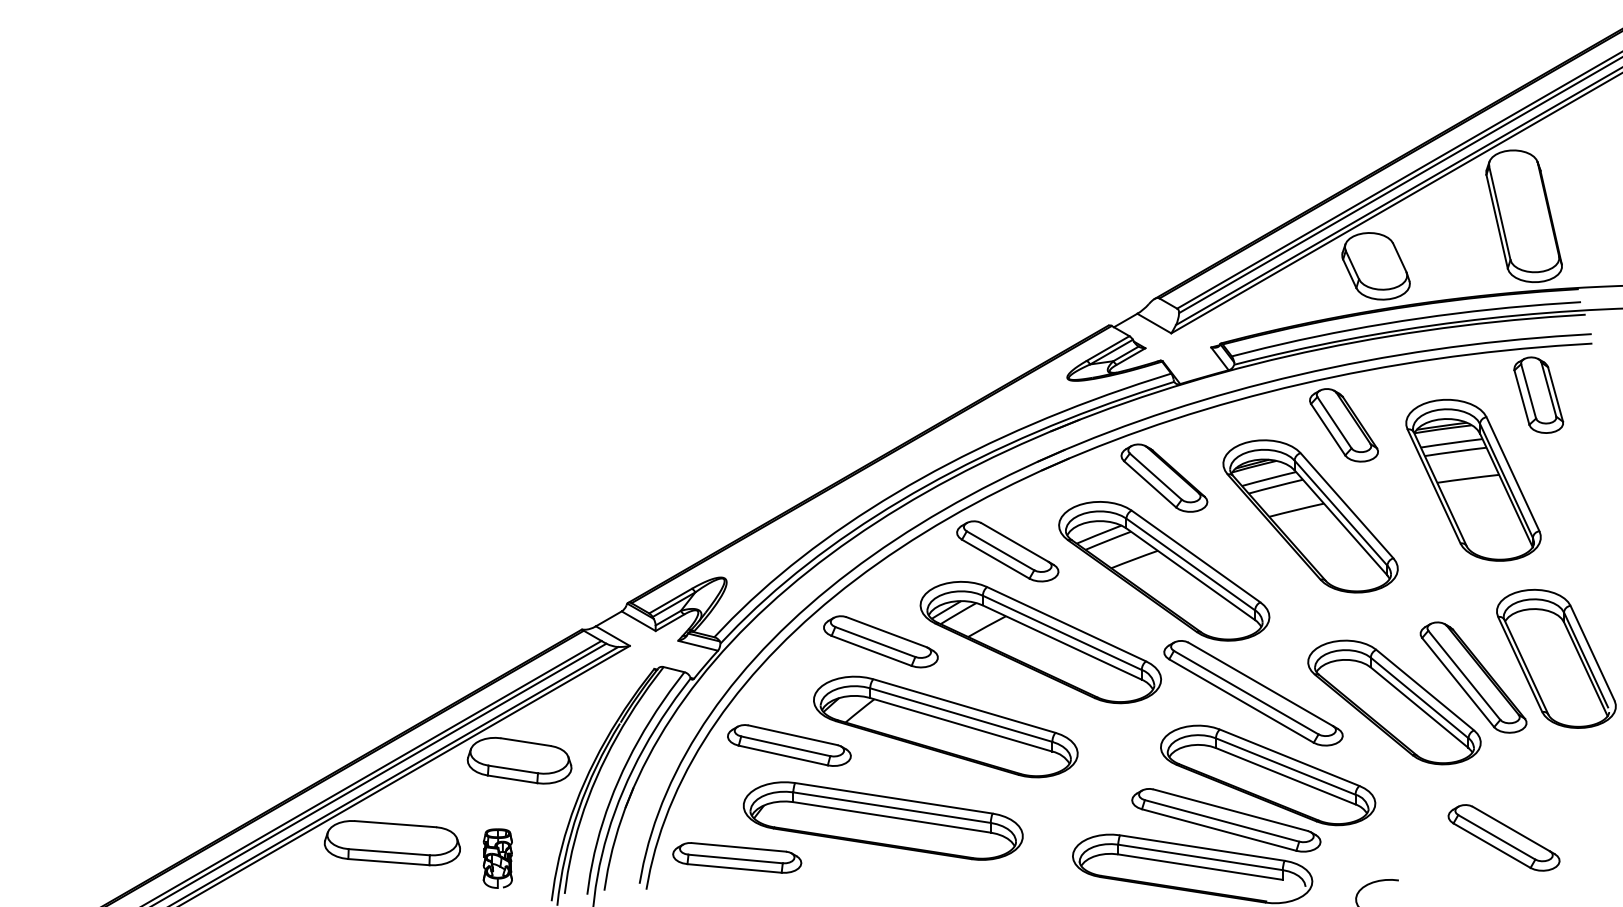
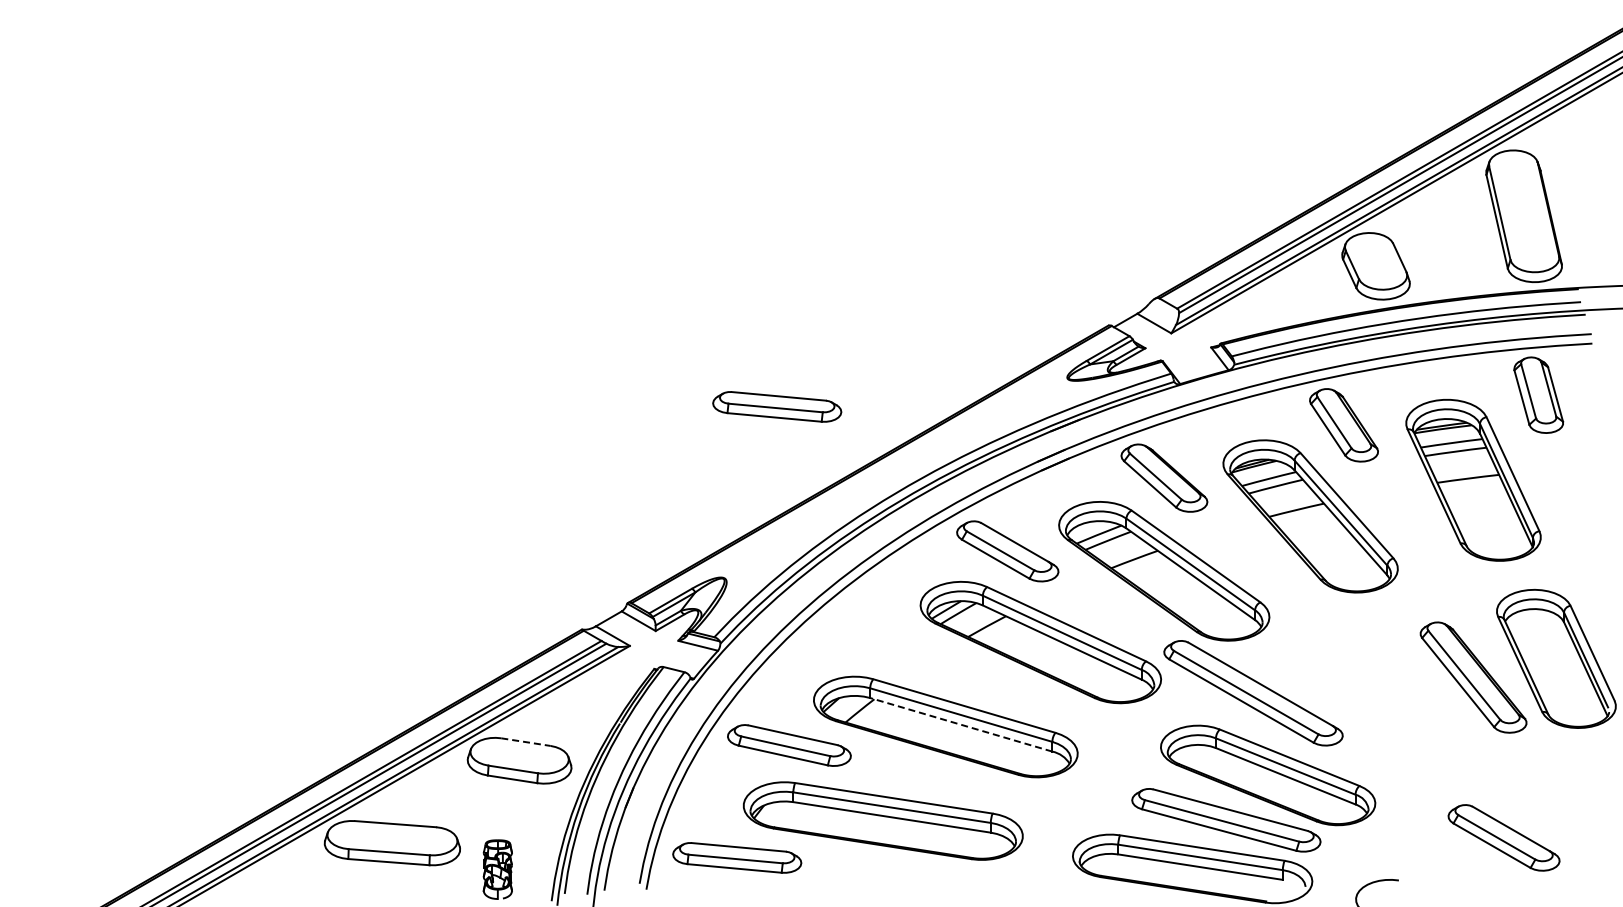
part: none -> present (777, 406)
part: present -> none (880, 641)
part: present -> none (1394, 702)
line: solid -> dashed (961, 724)
line: solid -> dashed (525, 742)
part position: (497, 858) -> (497, 869) (497, 869)
